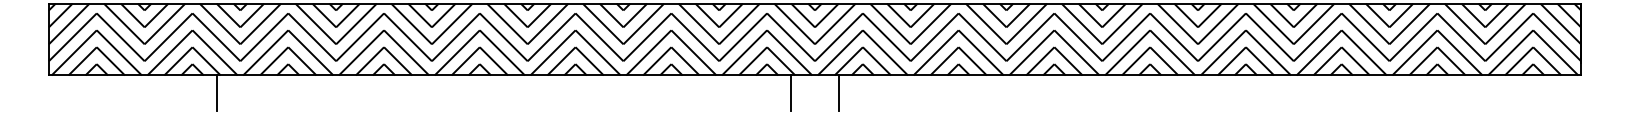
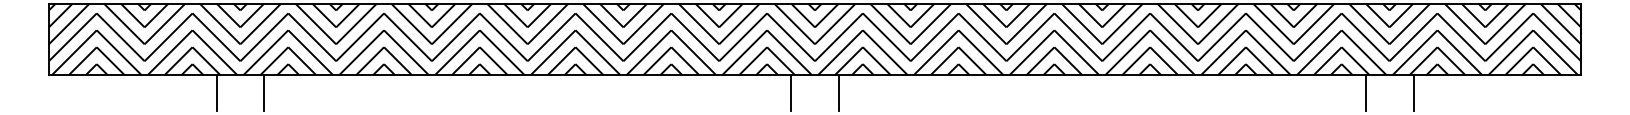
line: none -> present (264, 93)
line: none -> present (1365, 93)
line: none -> present (1413, 93)
